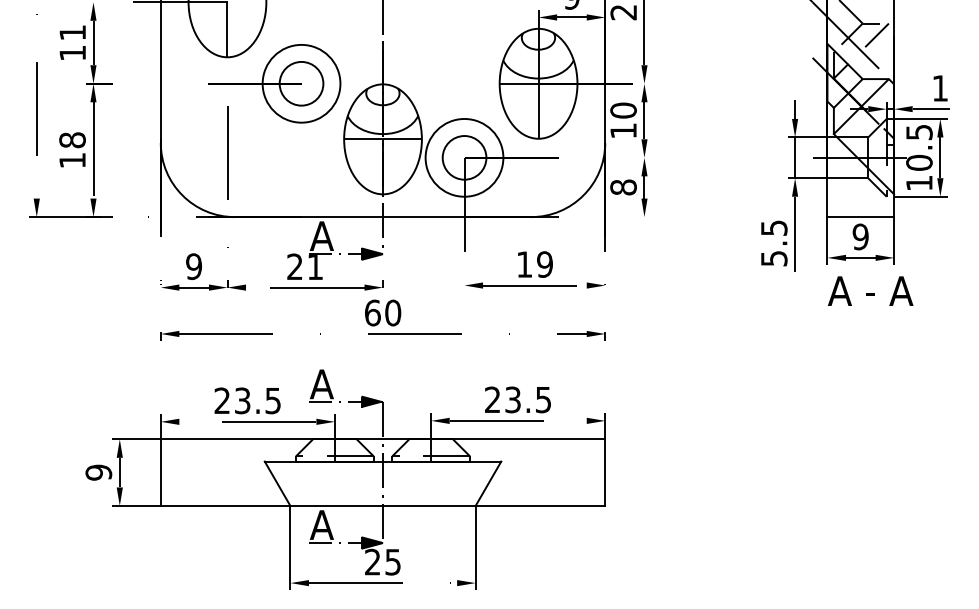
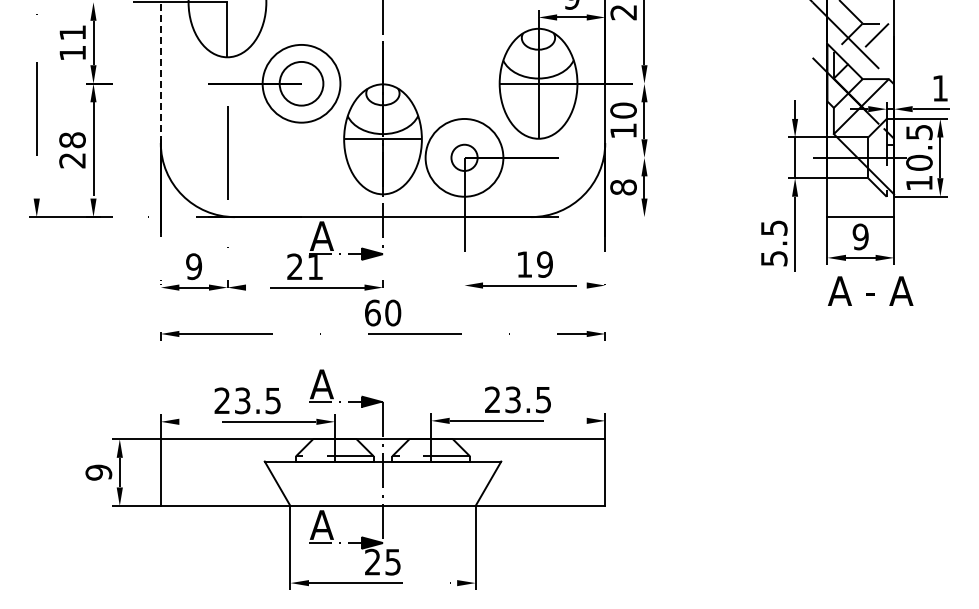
line: solid -> dashed (160, 71)
circle diameter: 44 px -> 26 px (464, 157)
text: 18 -> 28 (72, 160)
